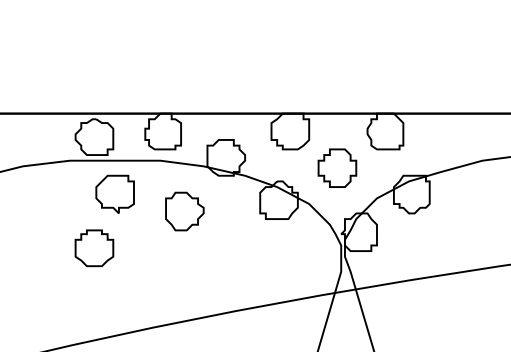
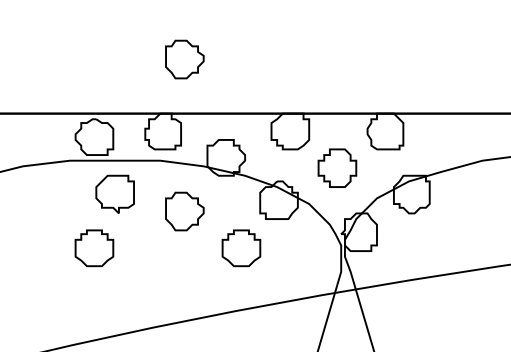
part: none -> present (184, 59)
part: none -> present (241, 248)
